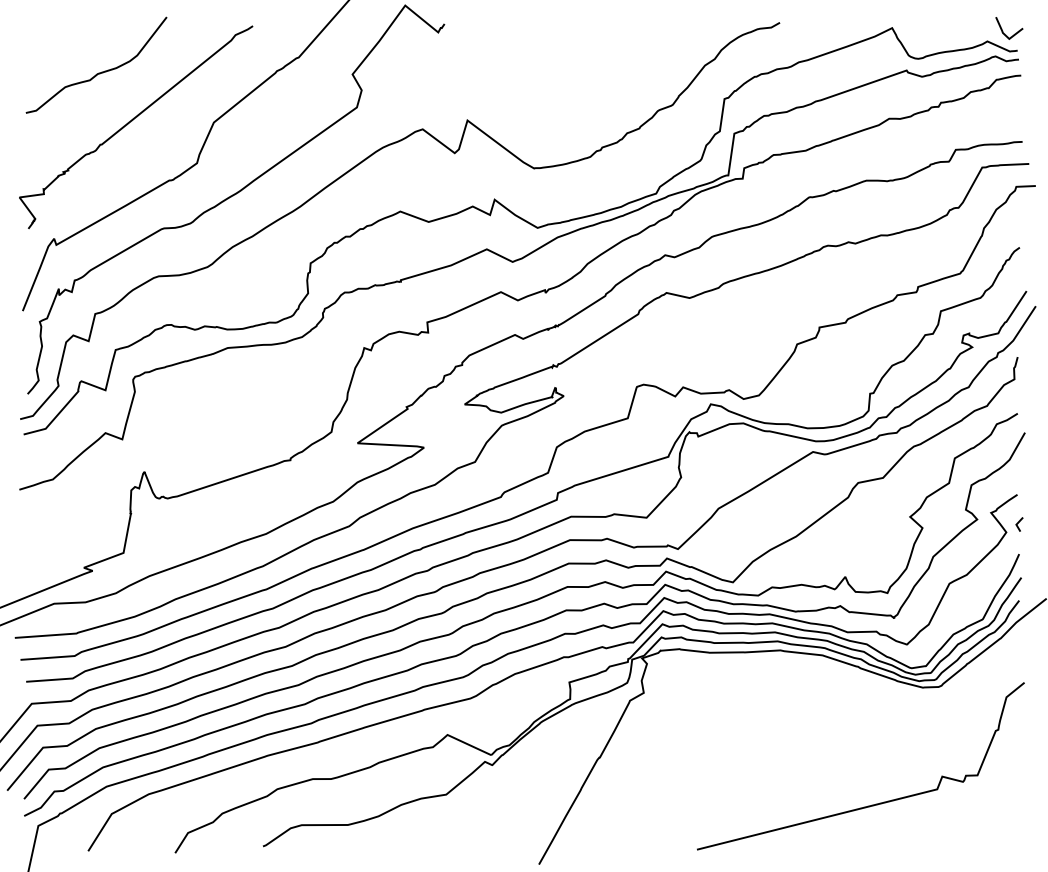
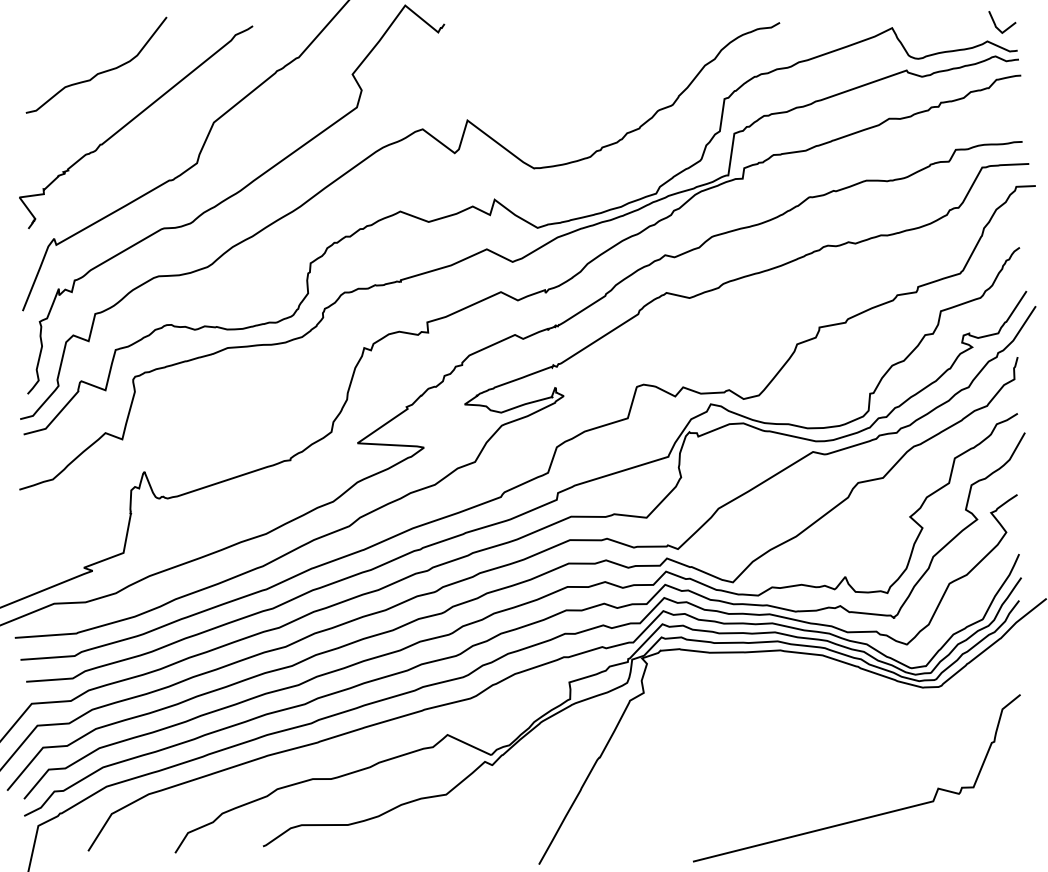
curve position: (1003, 31) -> (996, 25) (996, 25)
line: present -> none (1018, 523)
curve position: (871, 804) -> (867, 816) (867, 816)
